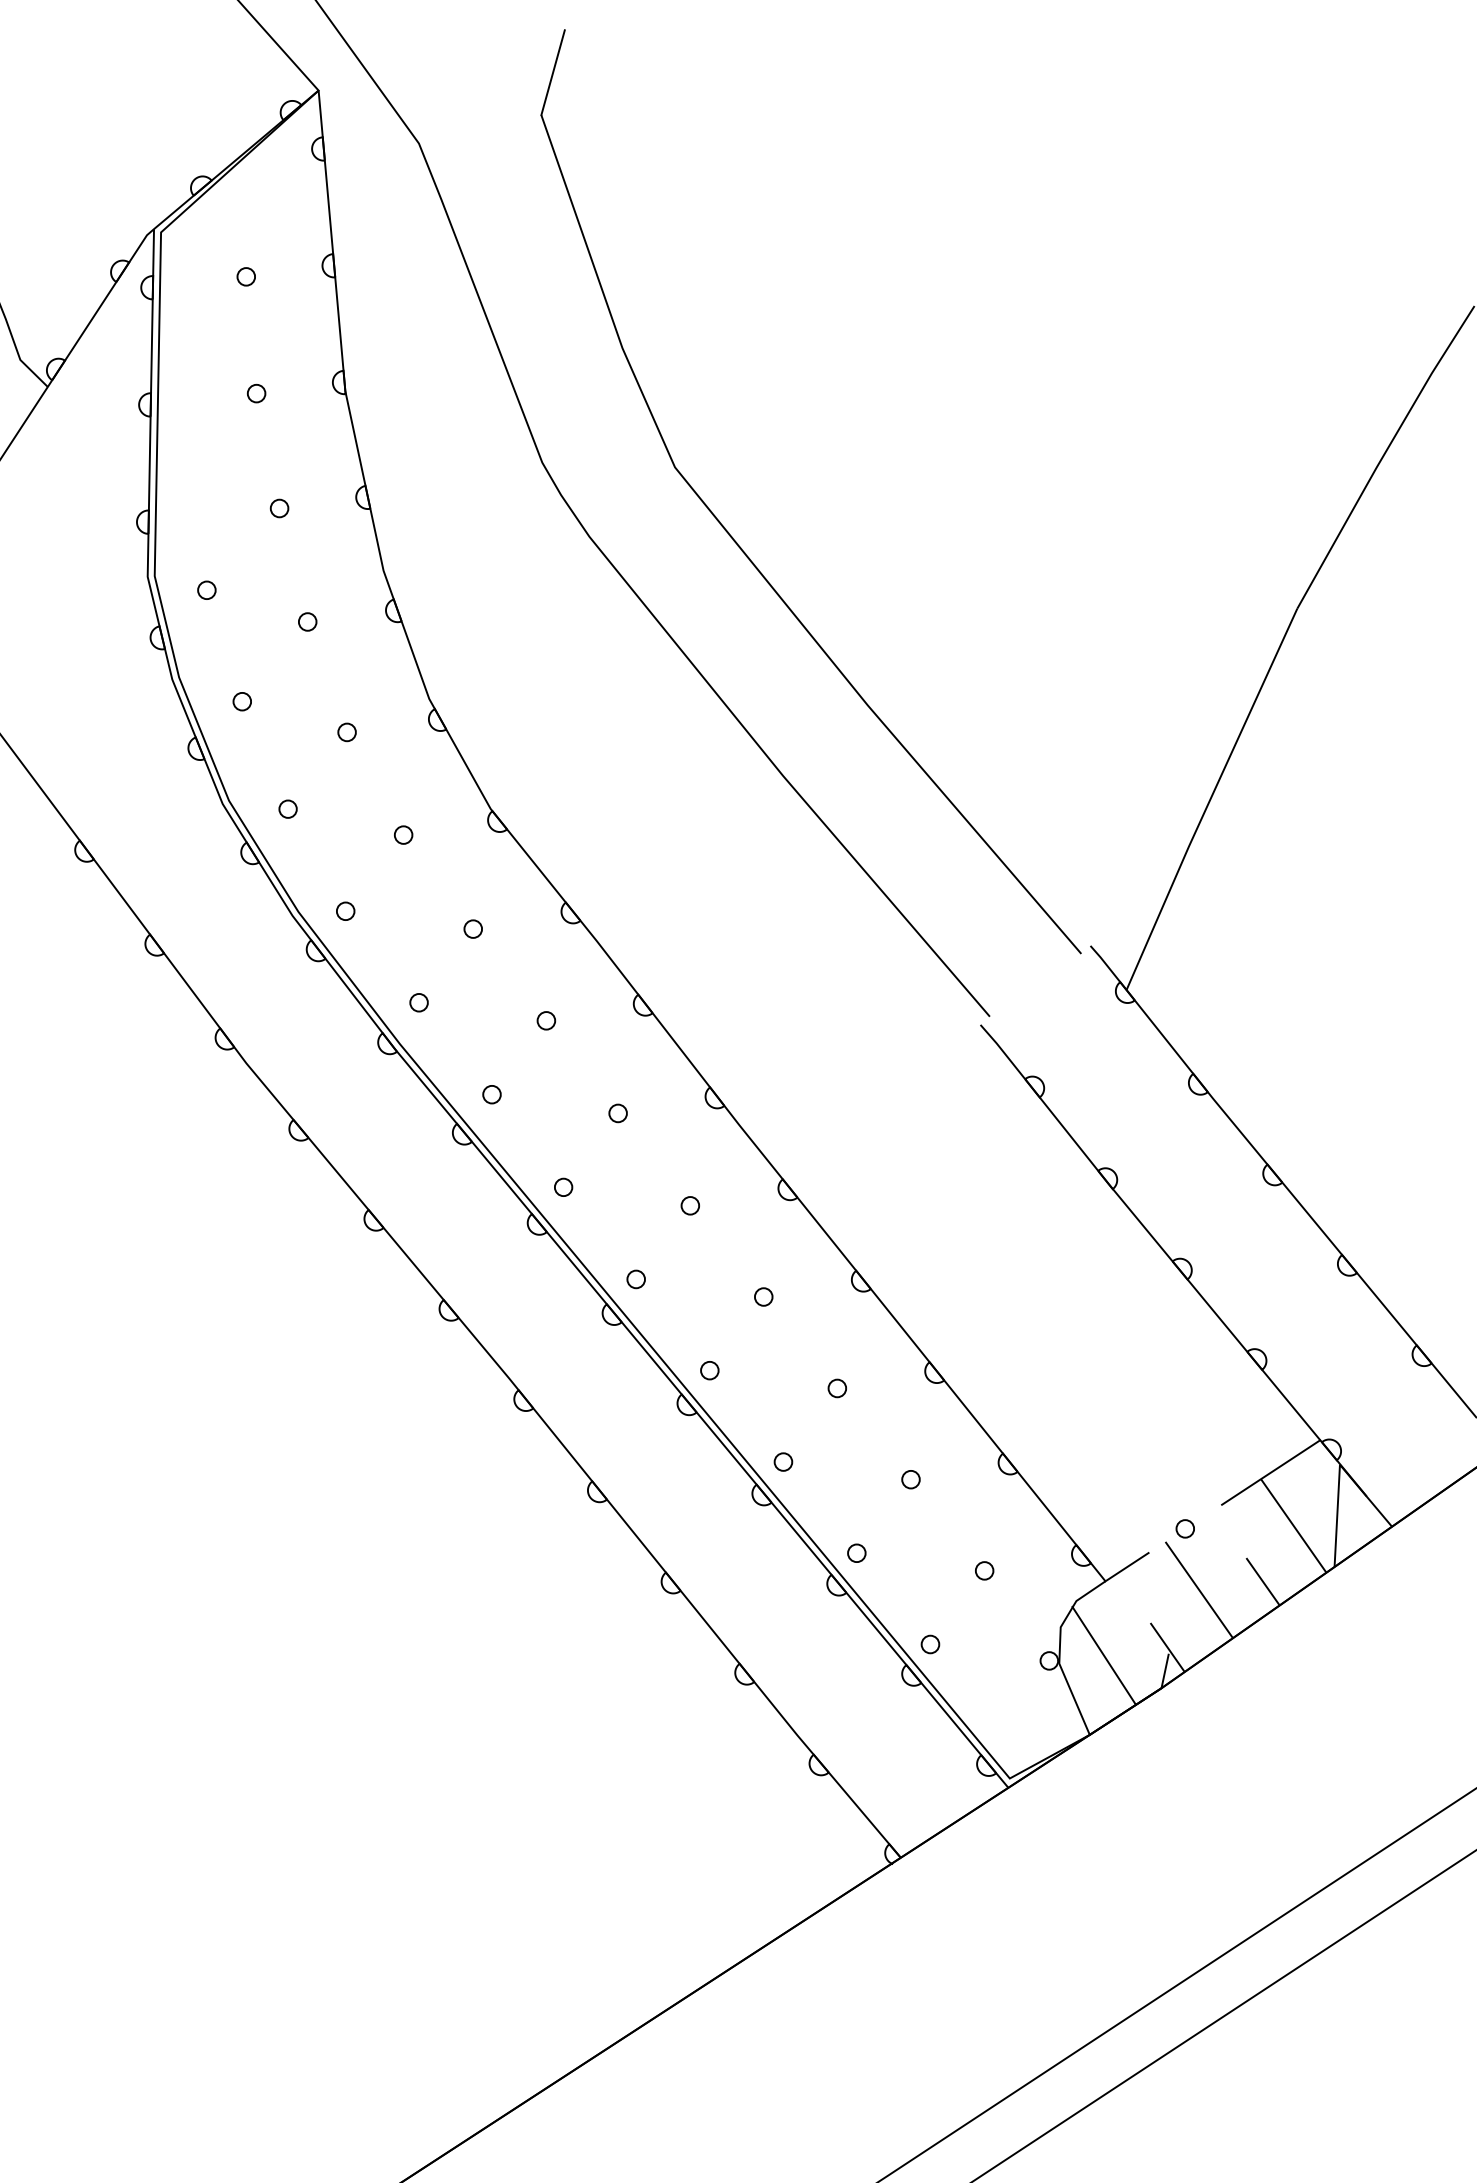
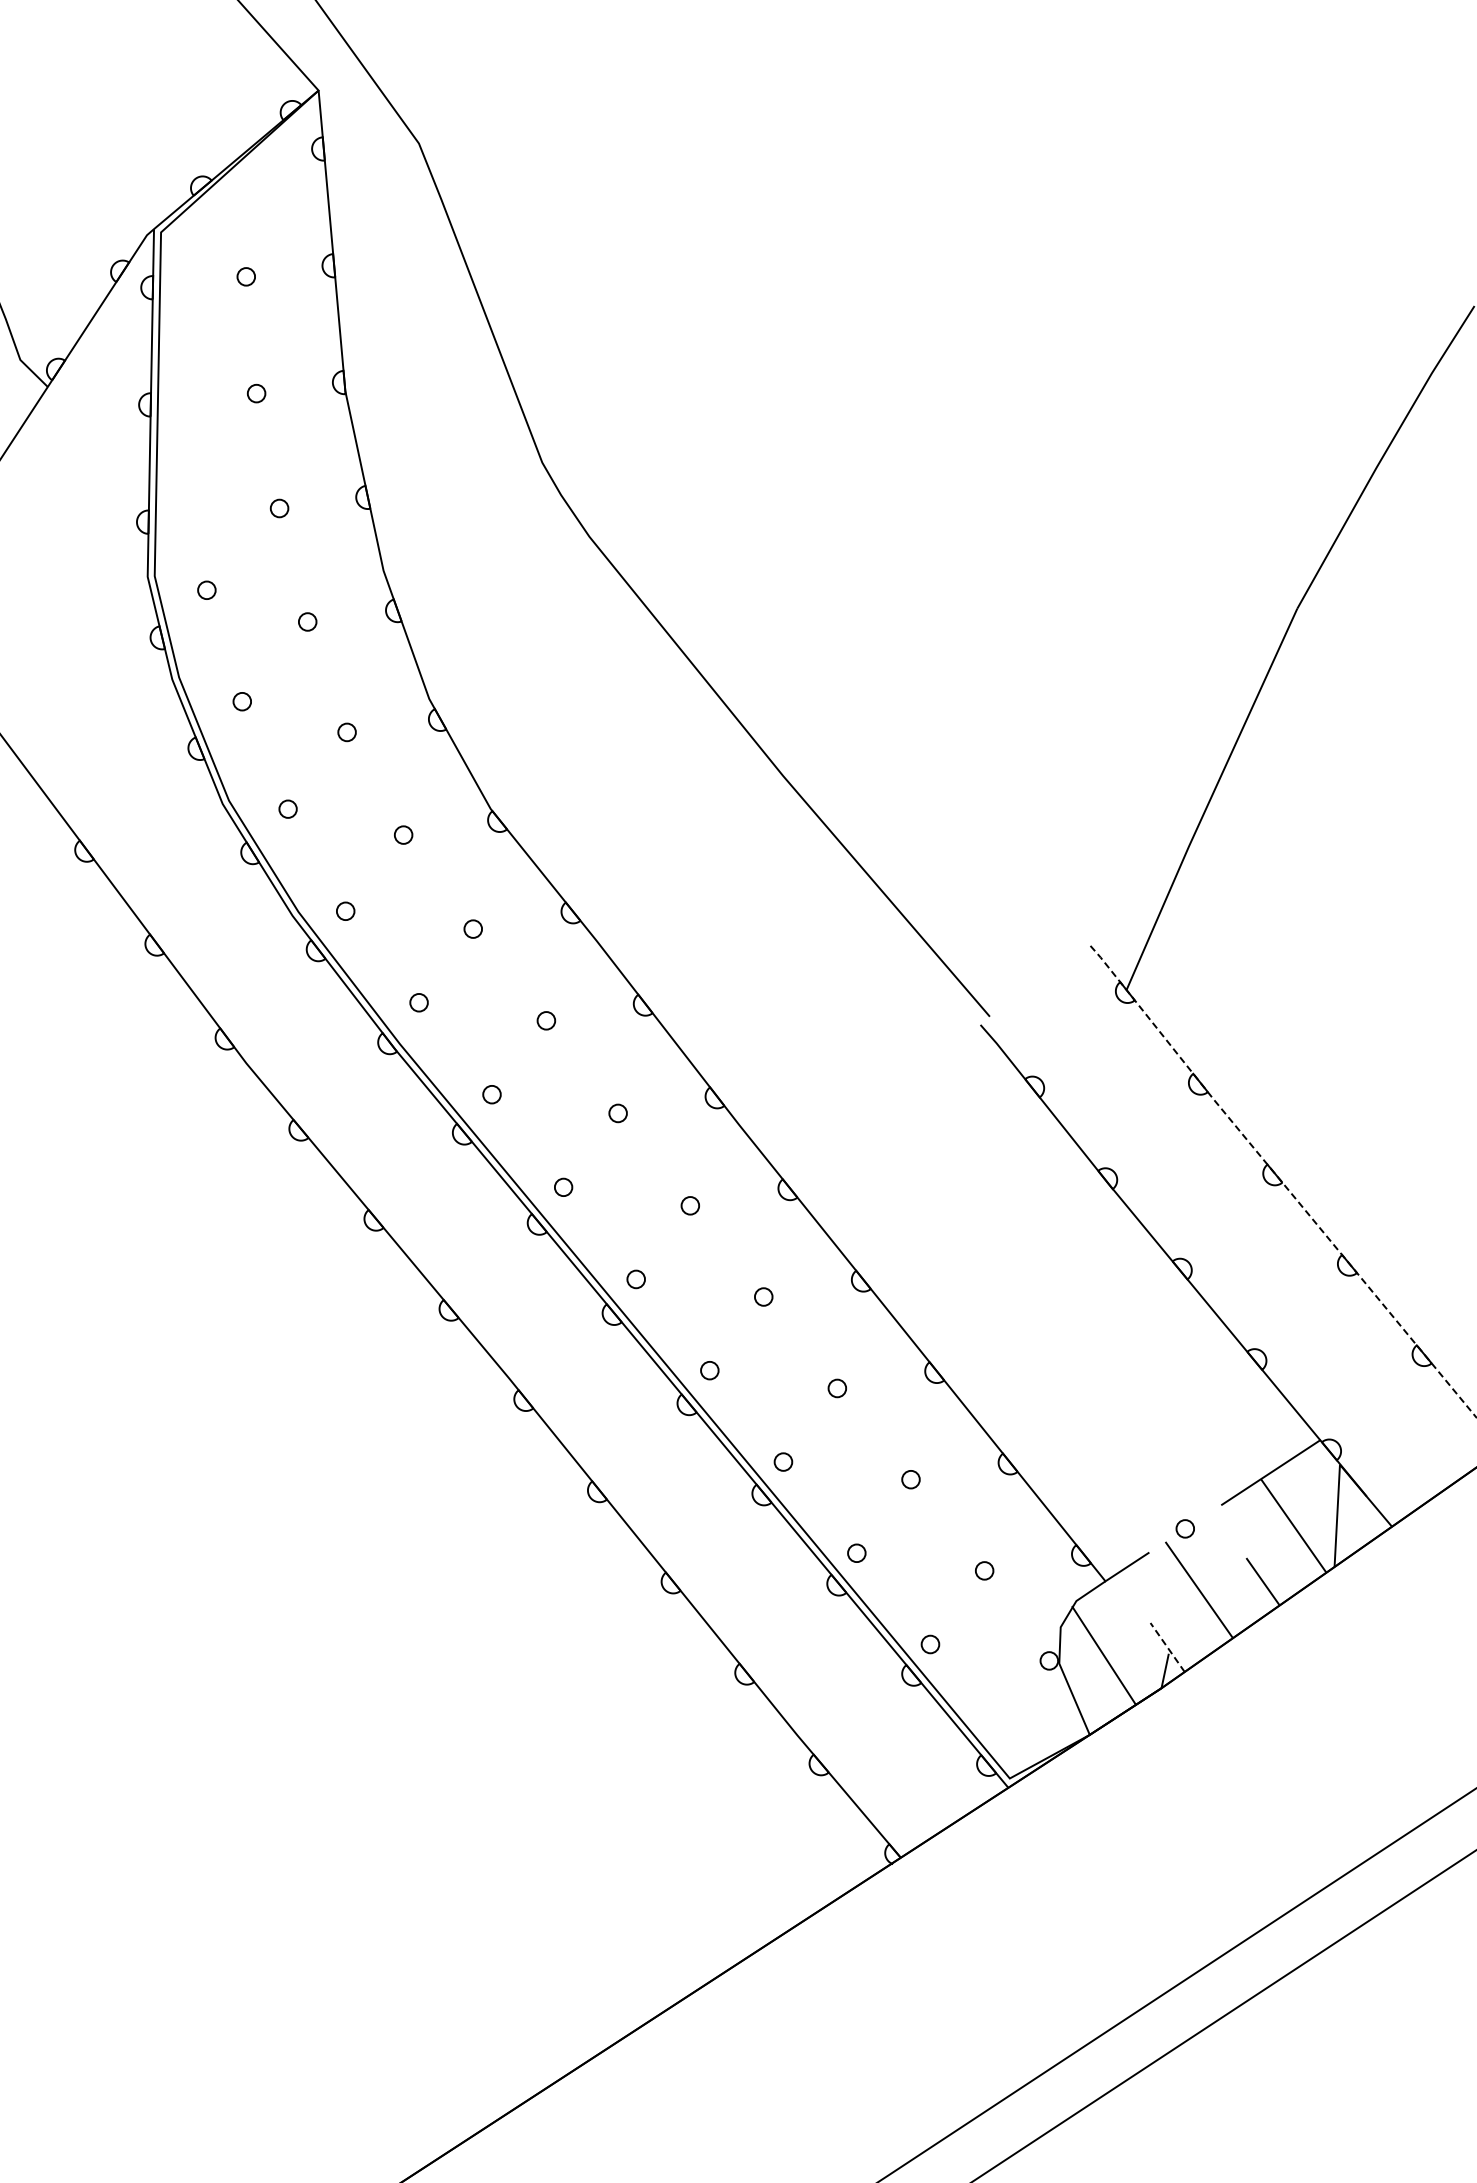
part: present -> none (741, 547)
line: solid -> dashed (1281, 1181)
line: solid -> dashed (1167, 1647)
